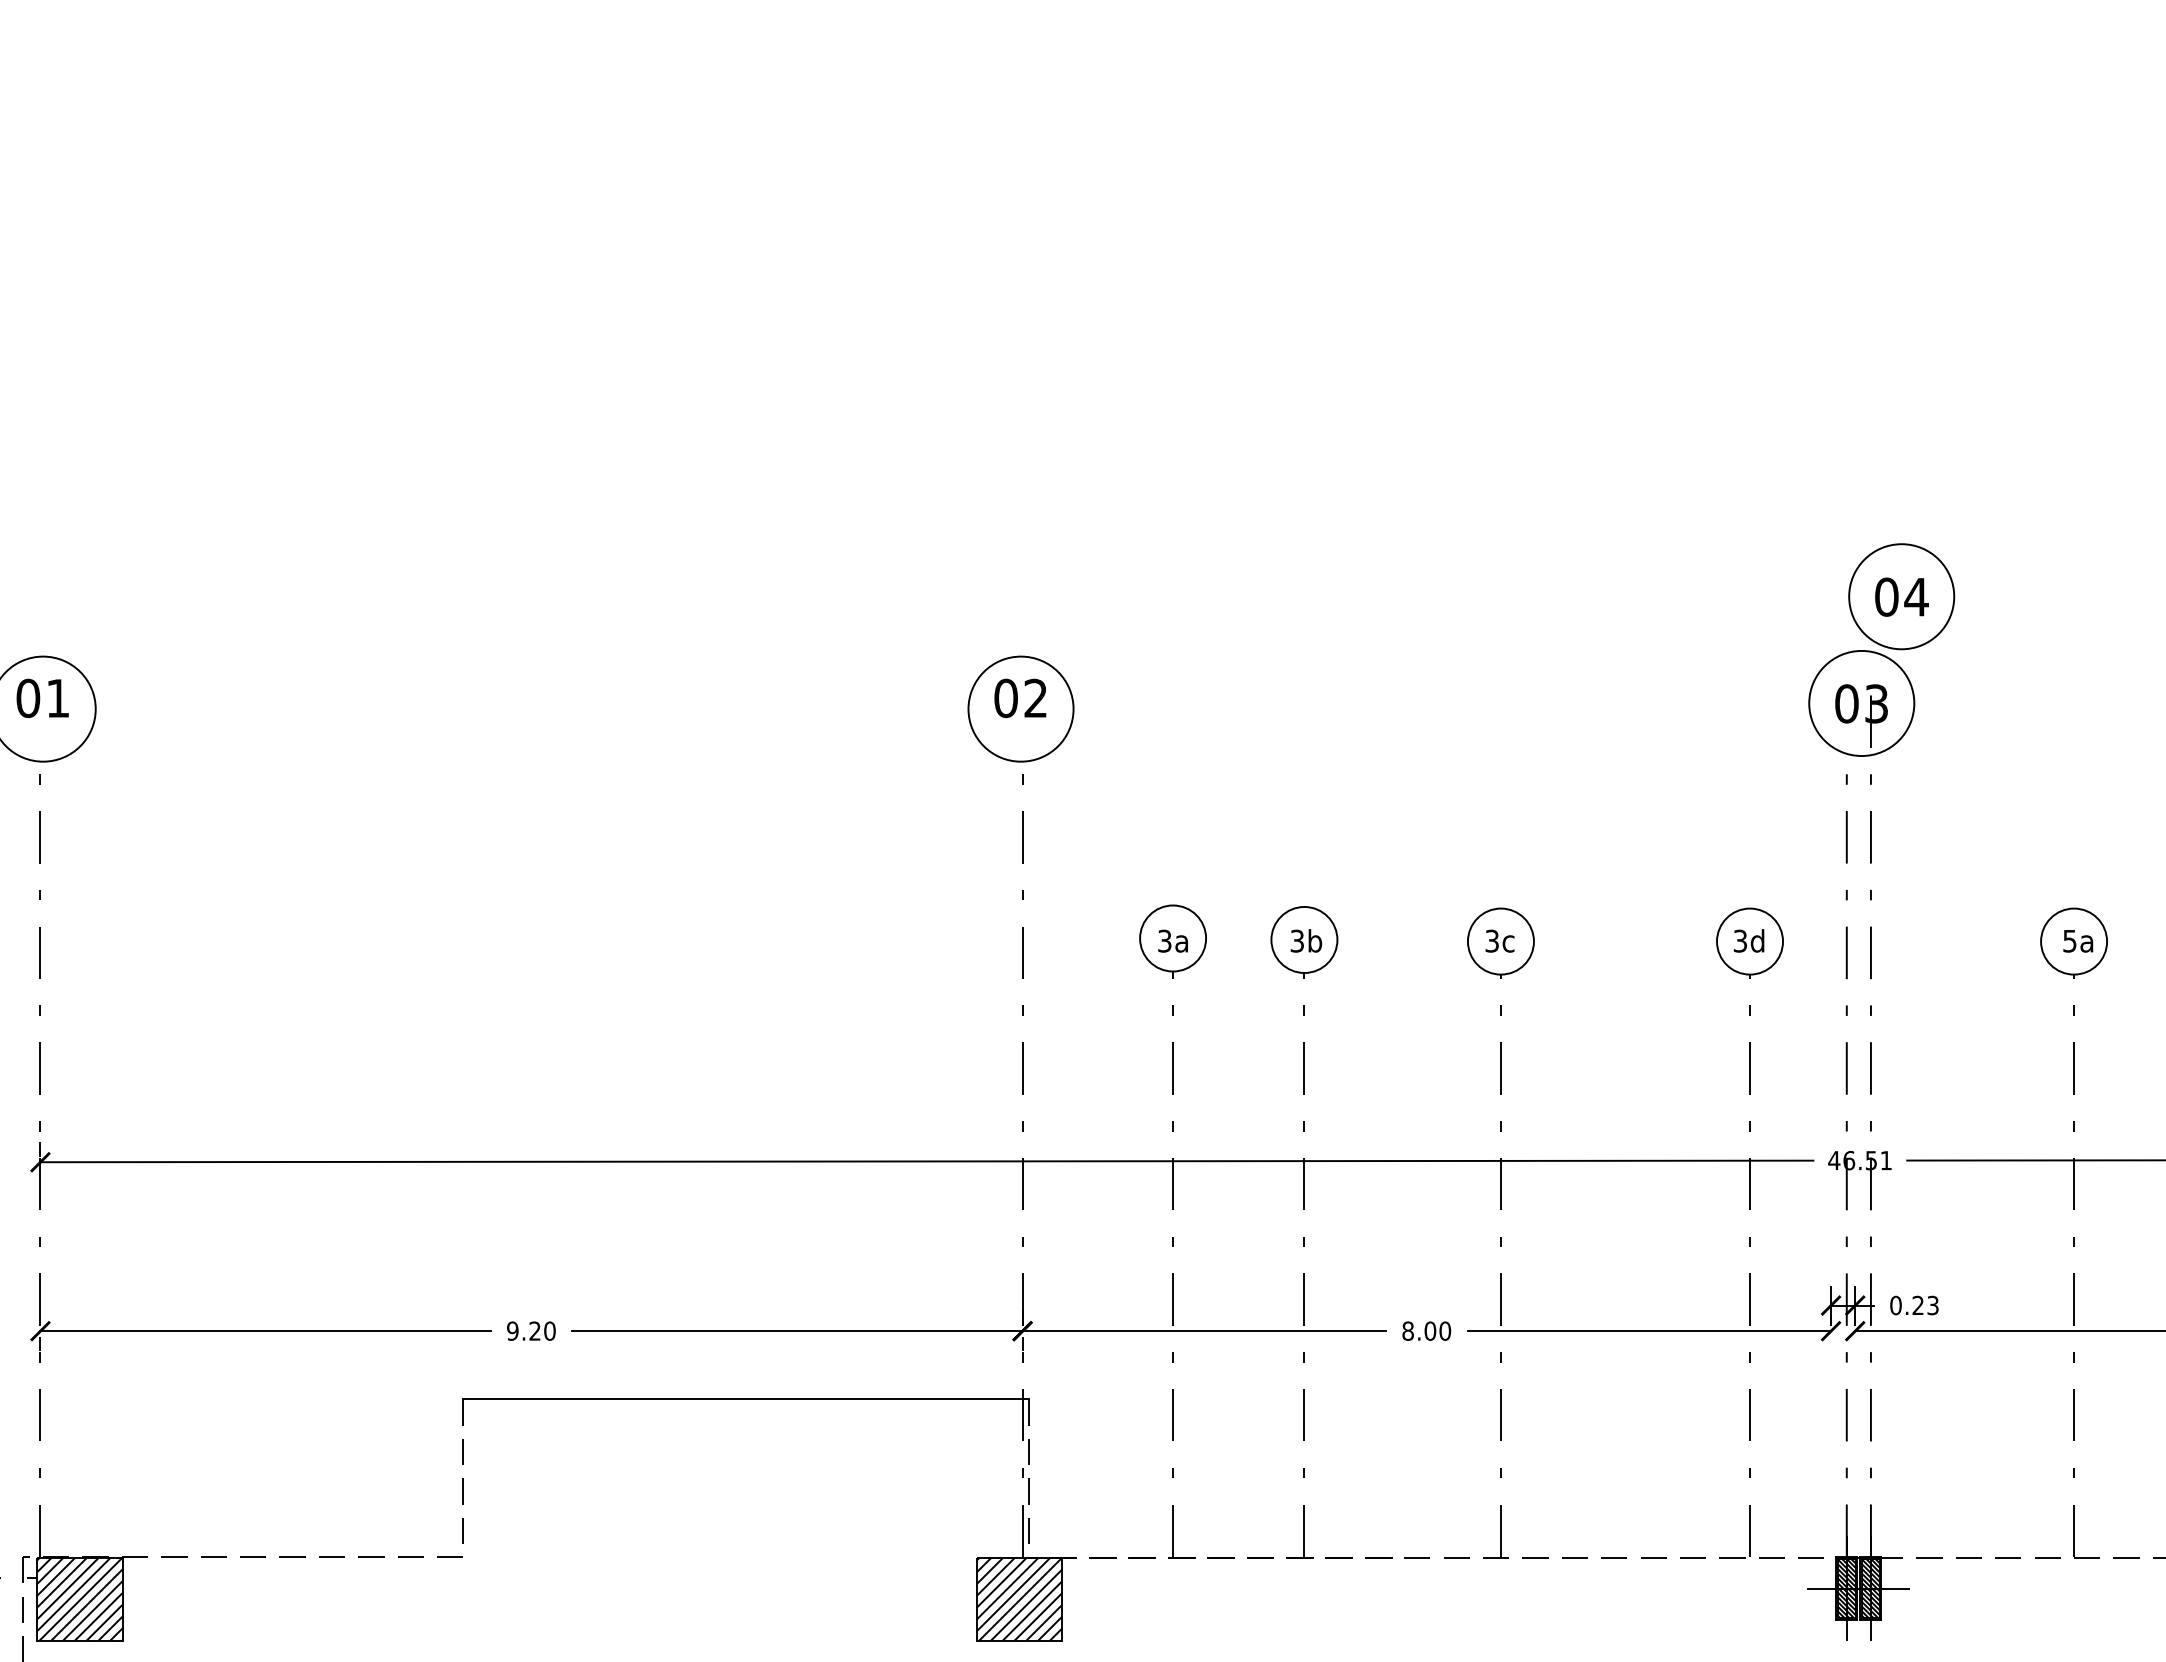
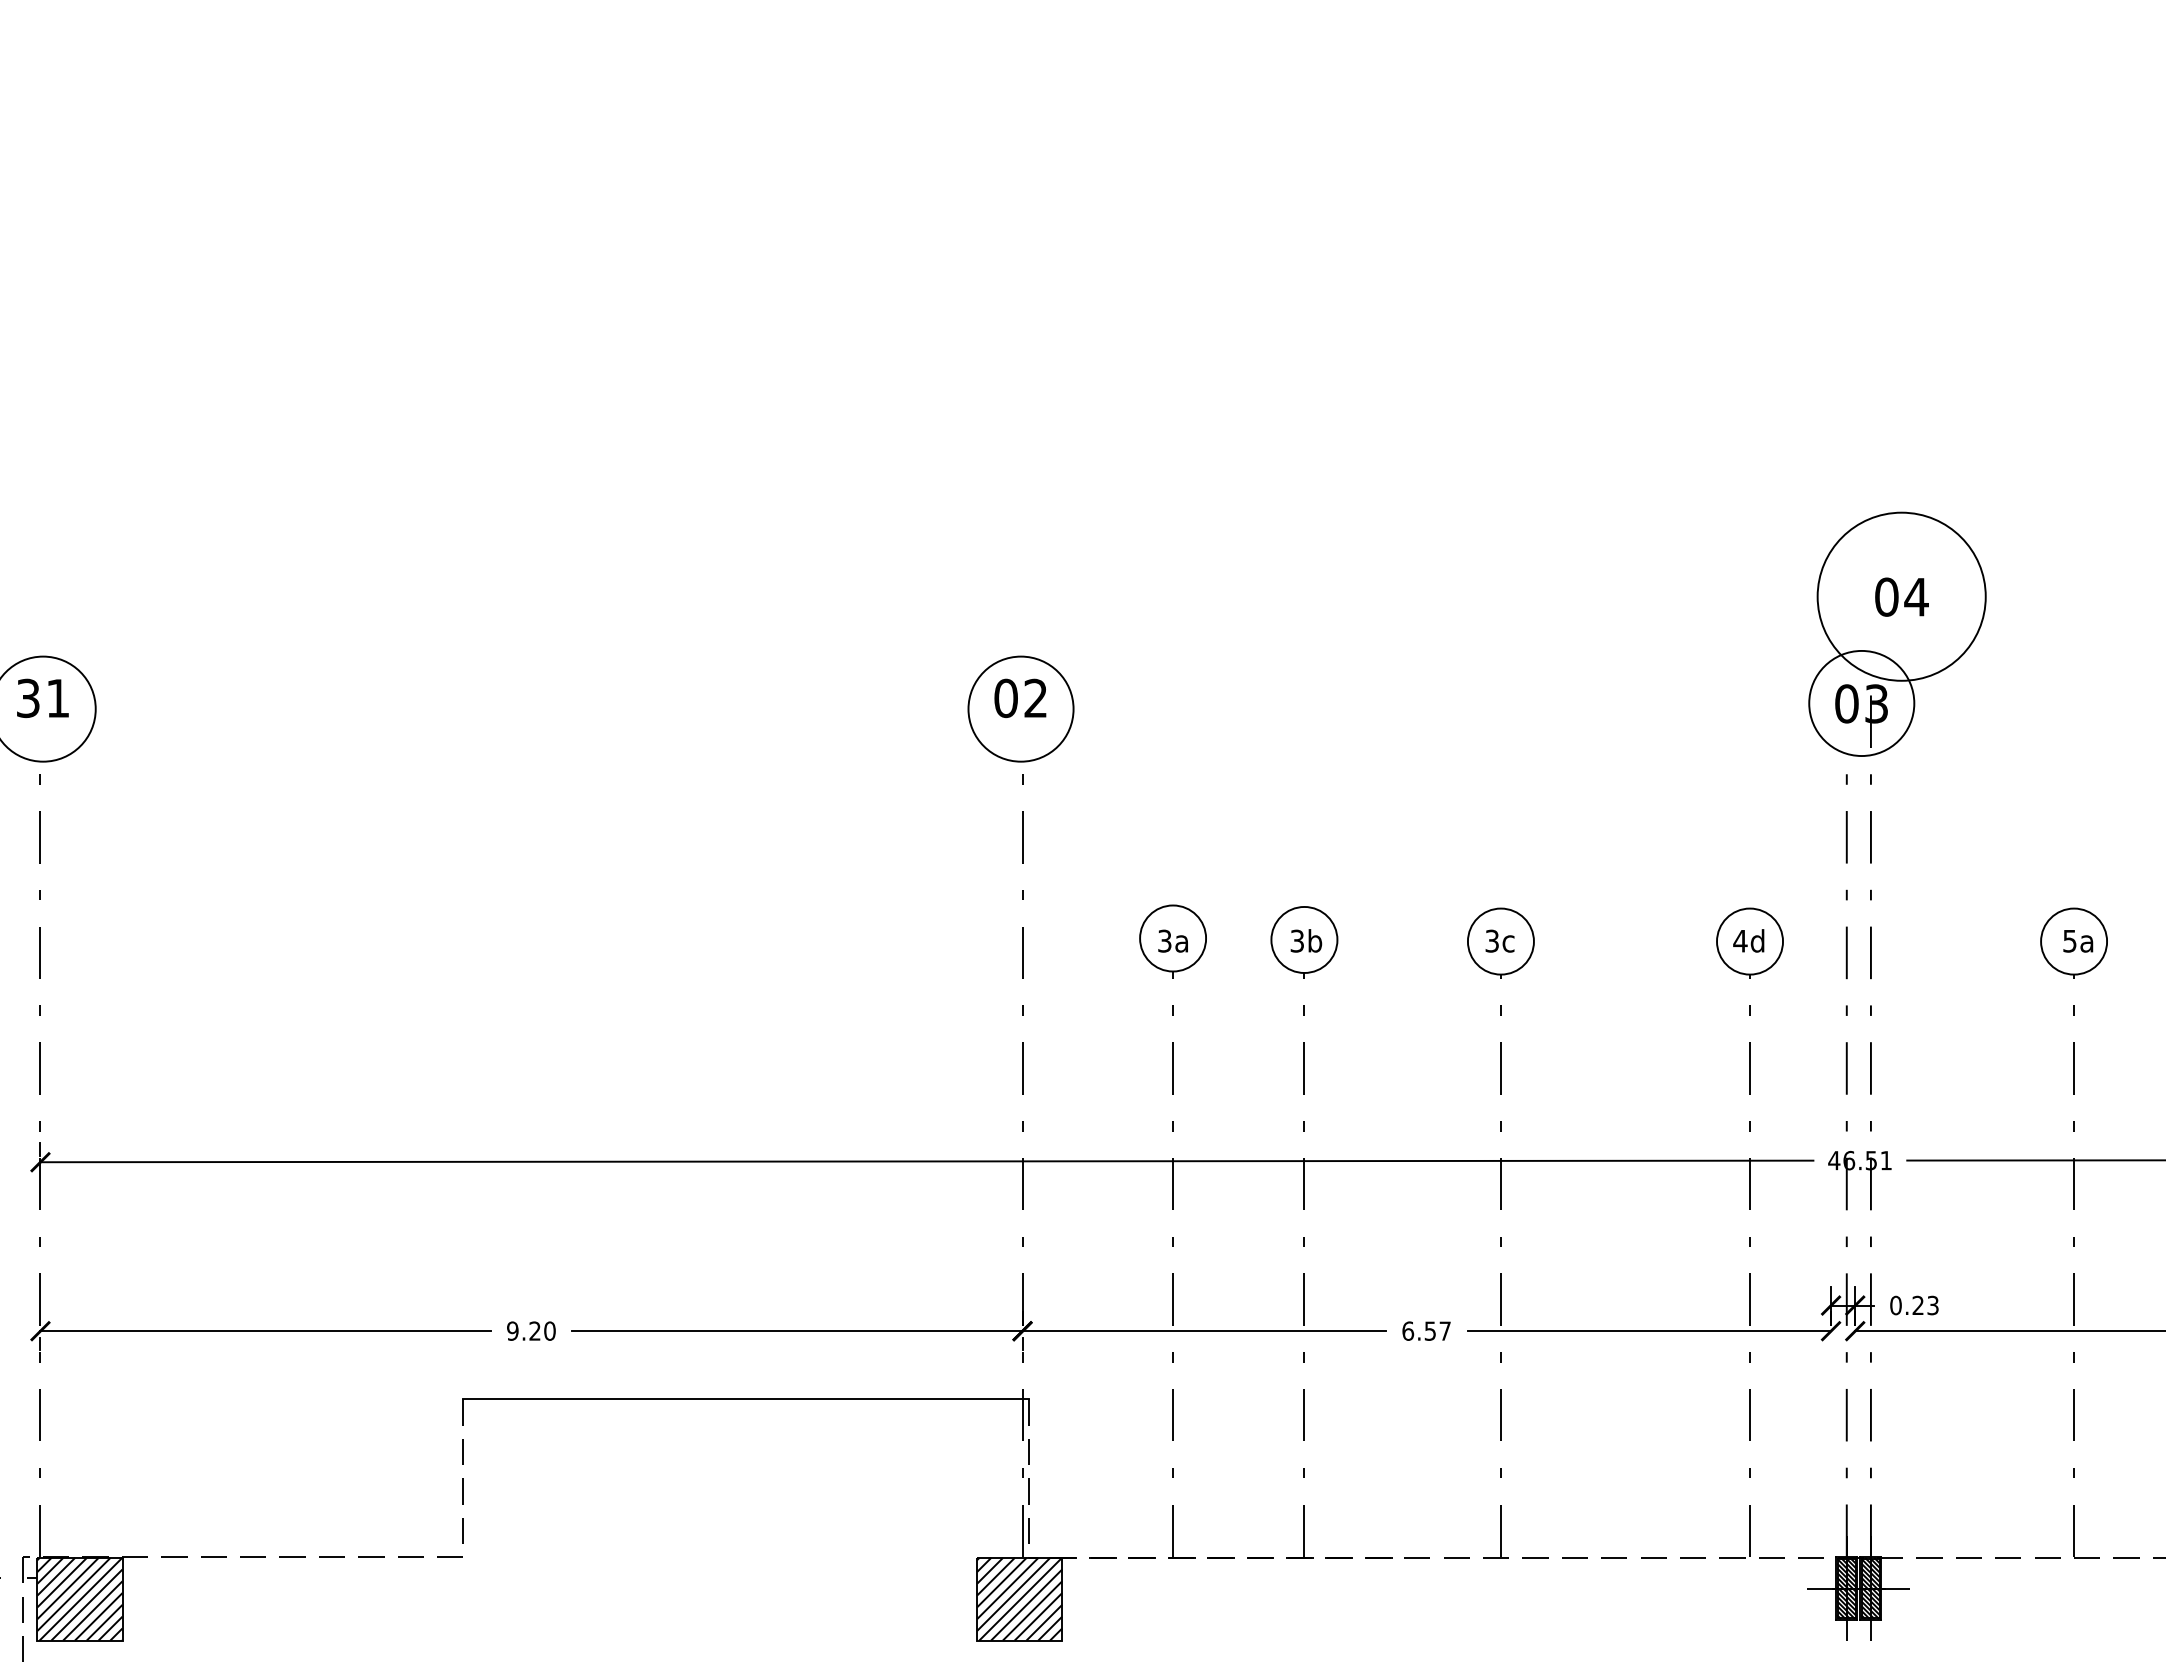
circle diameter: 105 px -> 168 px (1901, 596)
text: 01 -> 31 (28, 698)
text: 3d -> 4d (1740, 940)
text: 8.00 -> 6.57 (1426, 1330)
